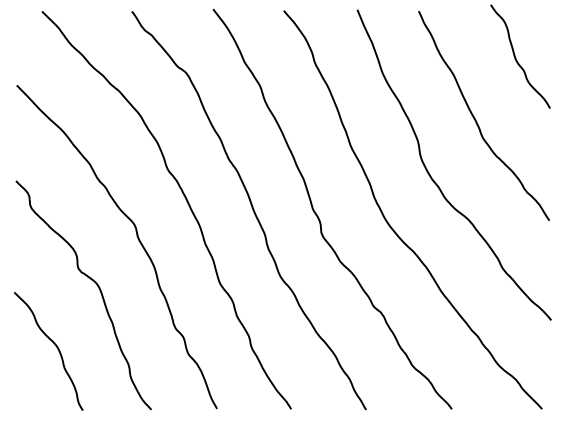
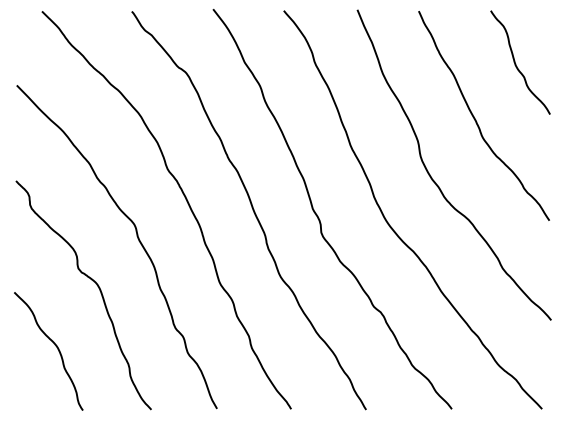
curve position: (516, 58) -> (516, 64) (516, 64)
